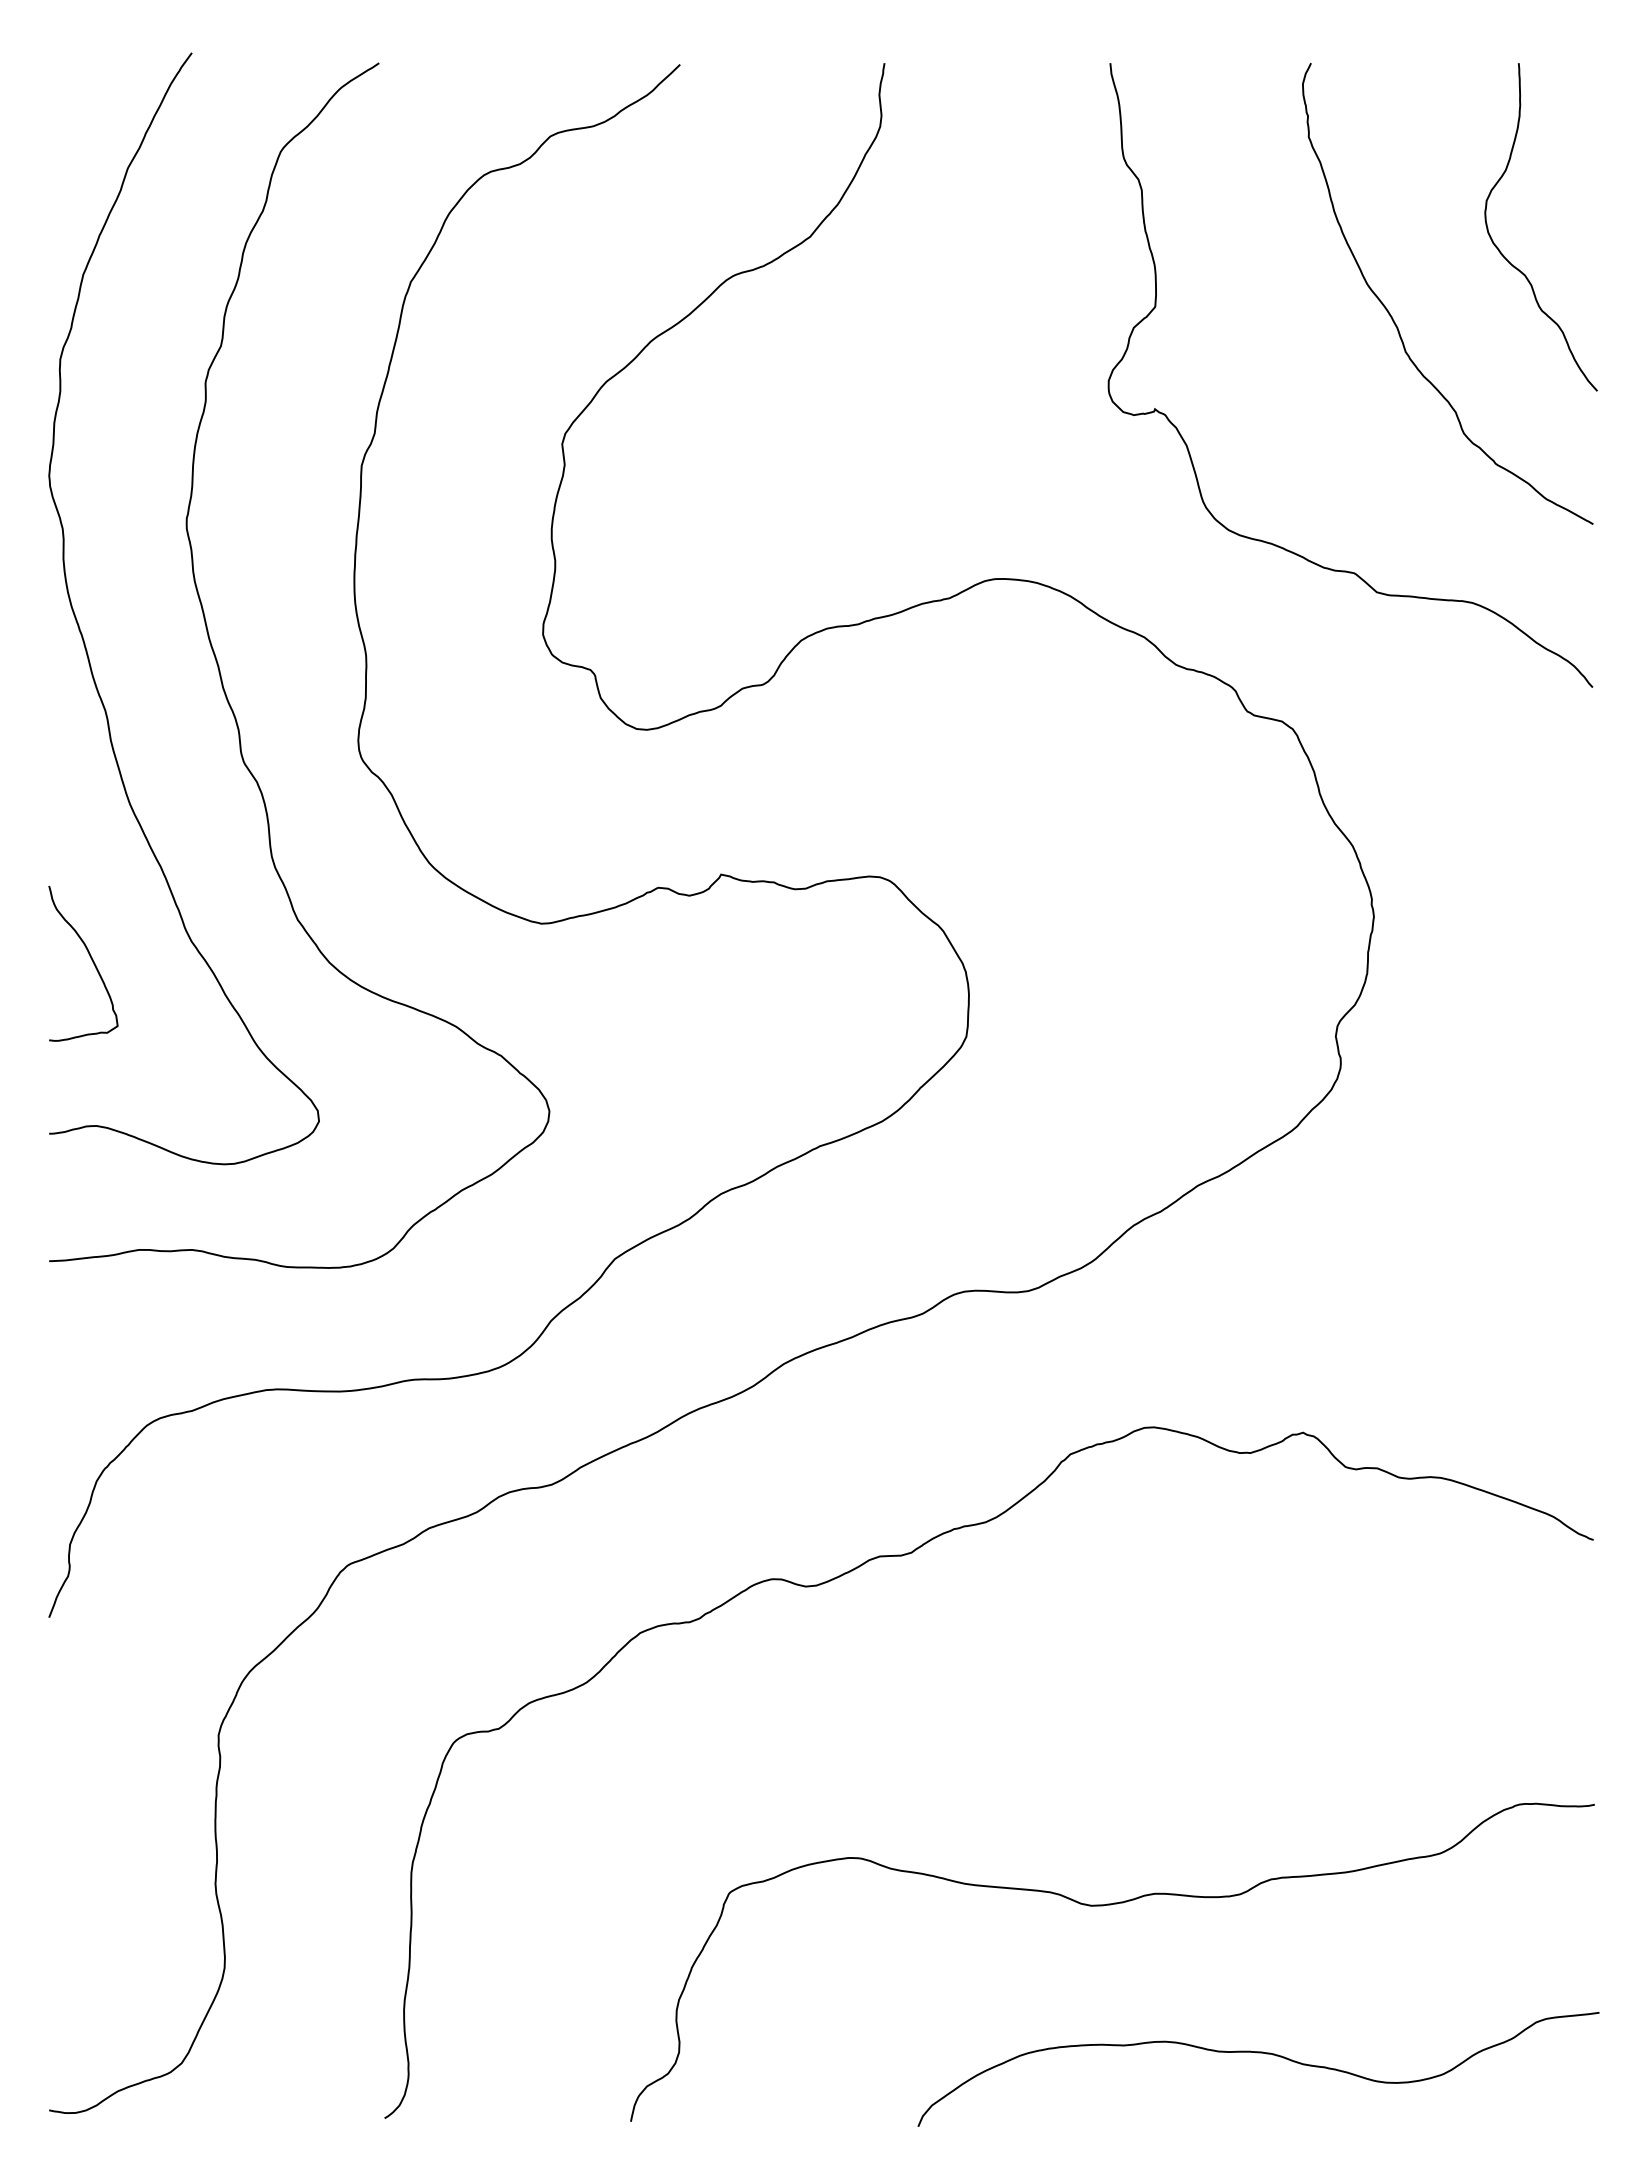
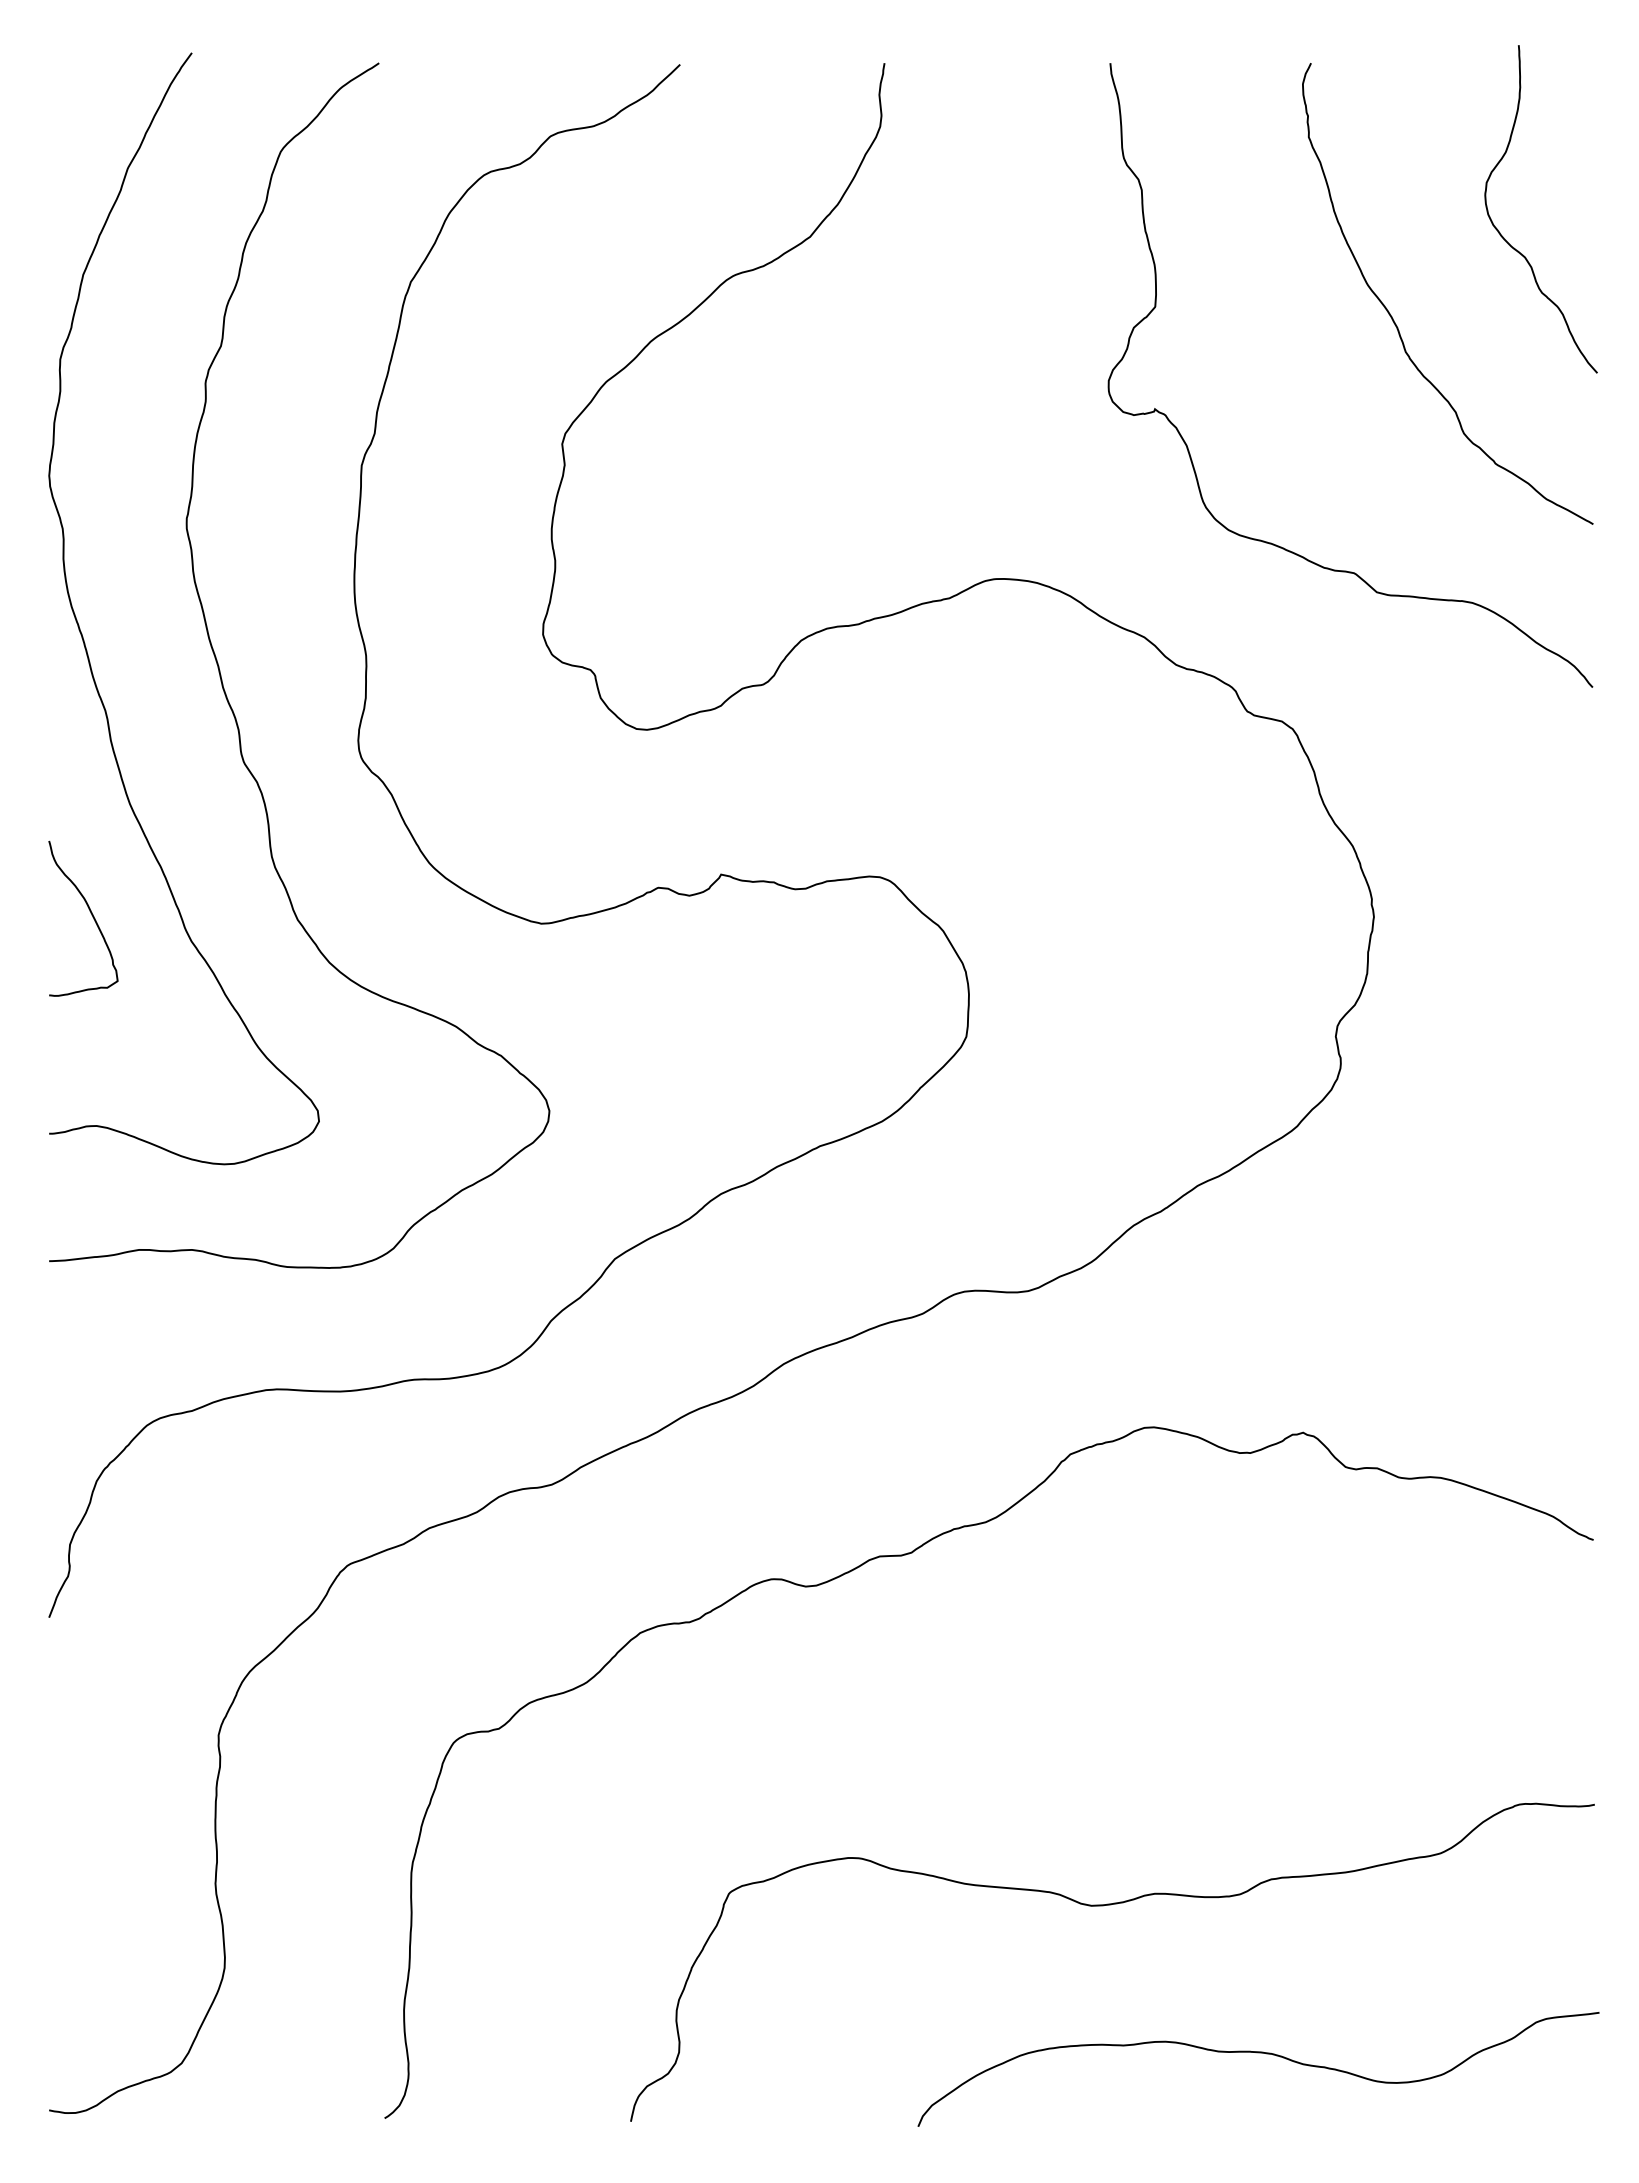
curve position: (1504, 255) -> (1504, 237) (1504, 237)
curve position: (91, 960) -> (91, 915) (91, 915)
